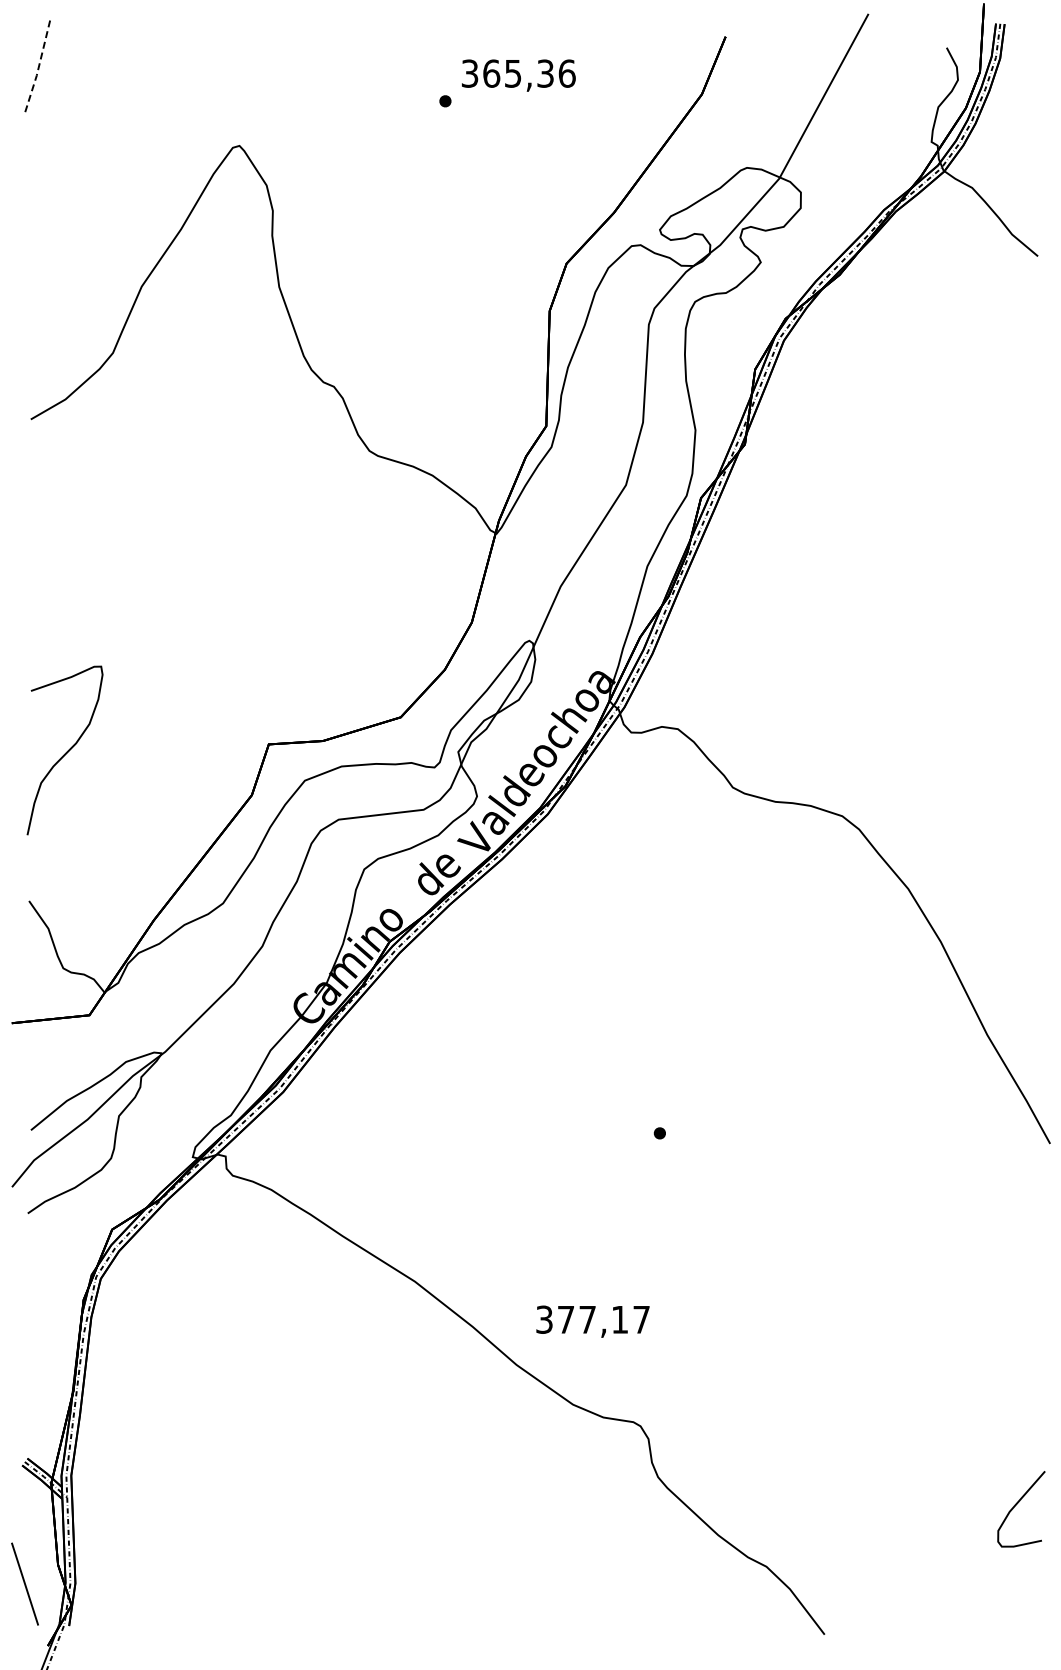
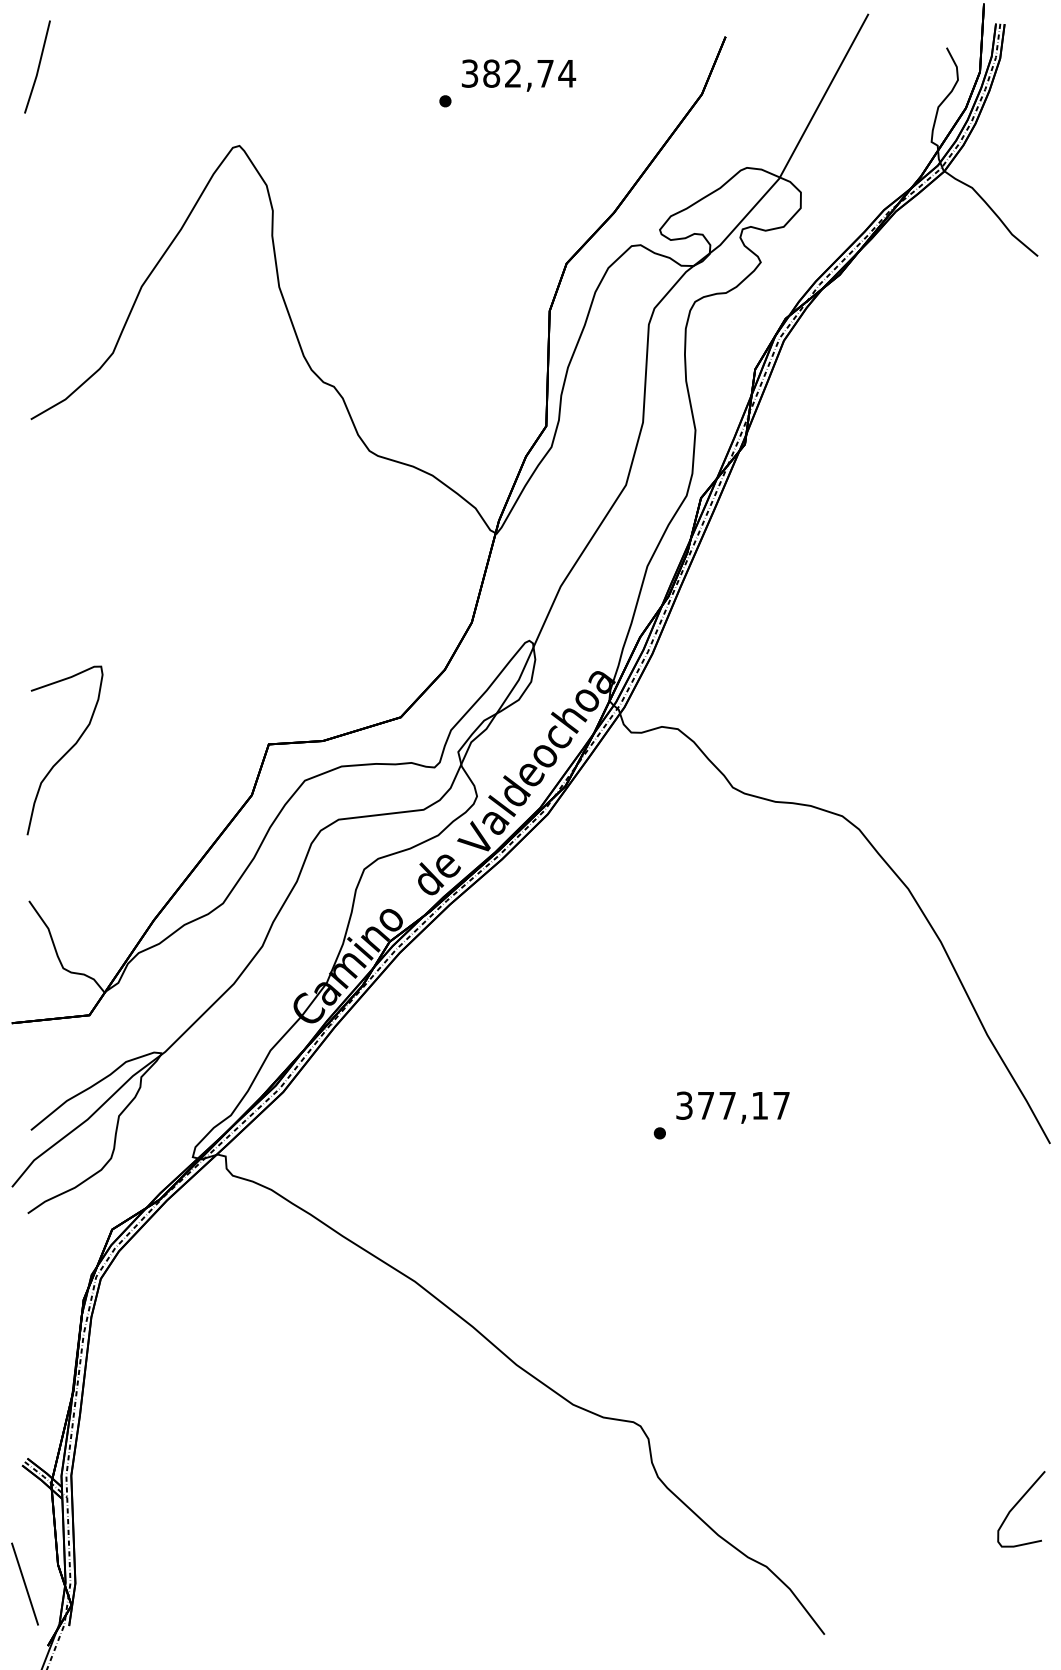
line: dashed -> solid (38, 67)
text: 365,36 -> 382,74 (529, 73)
text position: (592, 1321) -> (732, 1107) (732, 1107)
